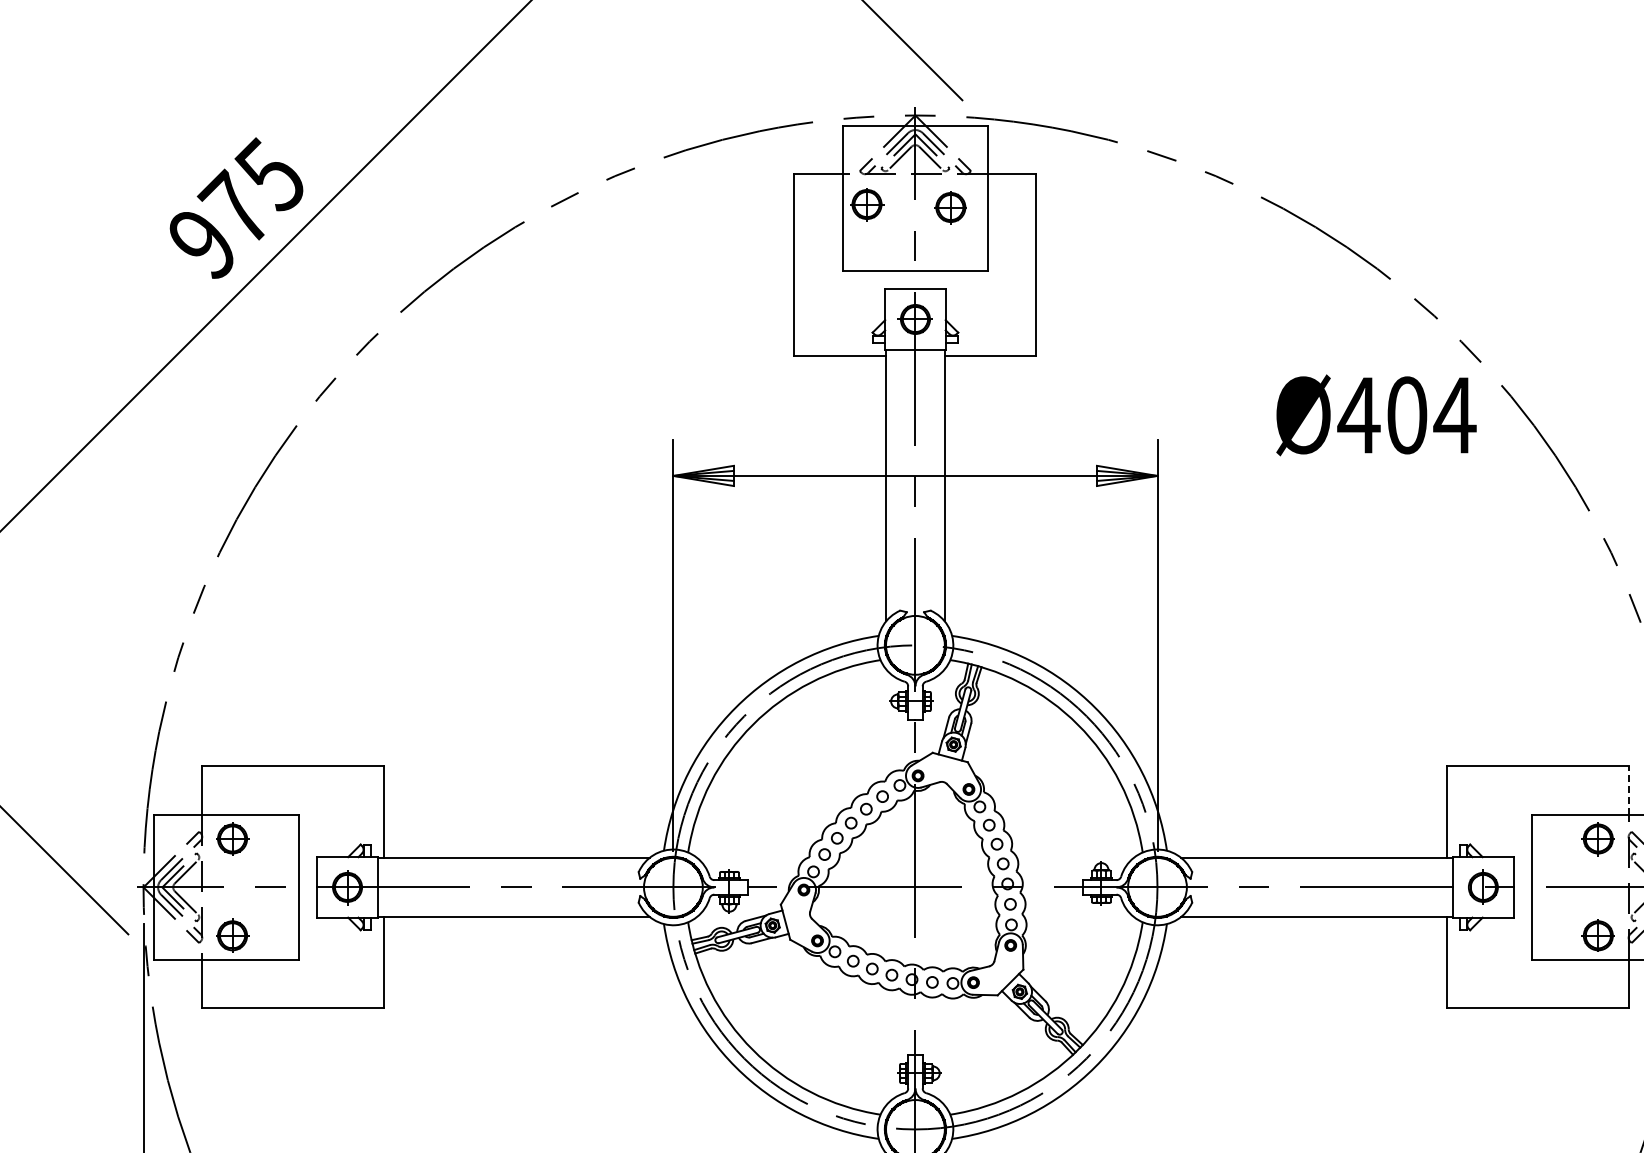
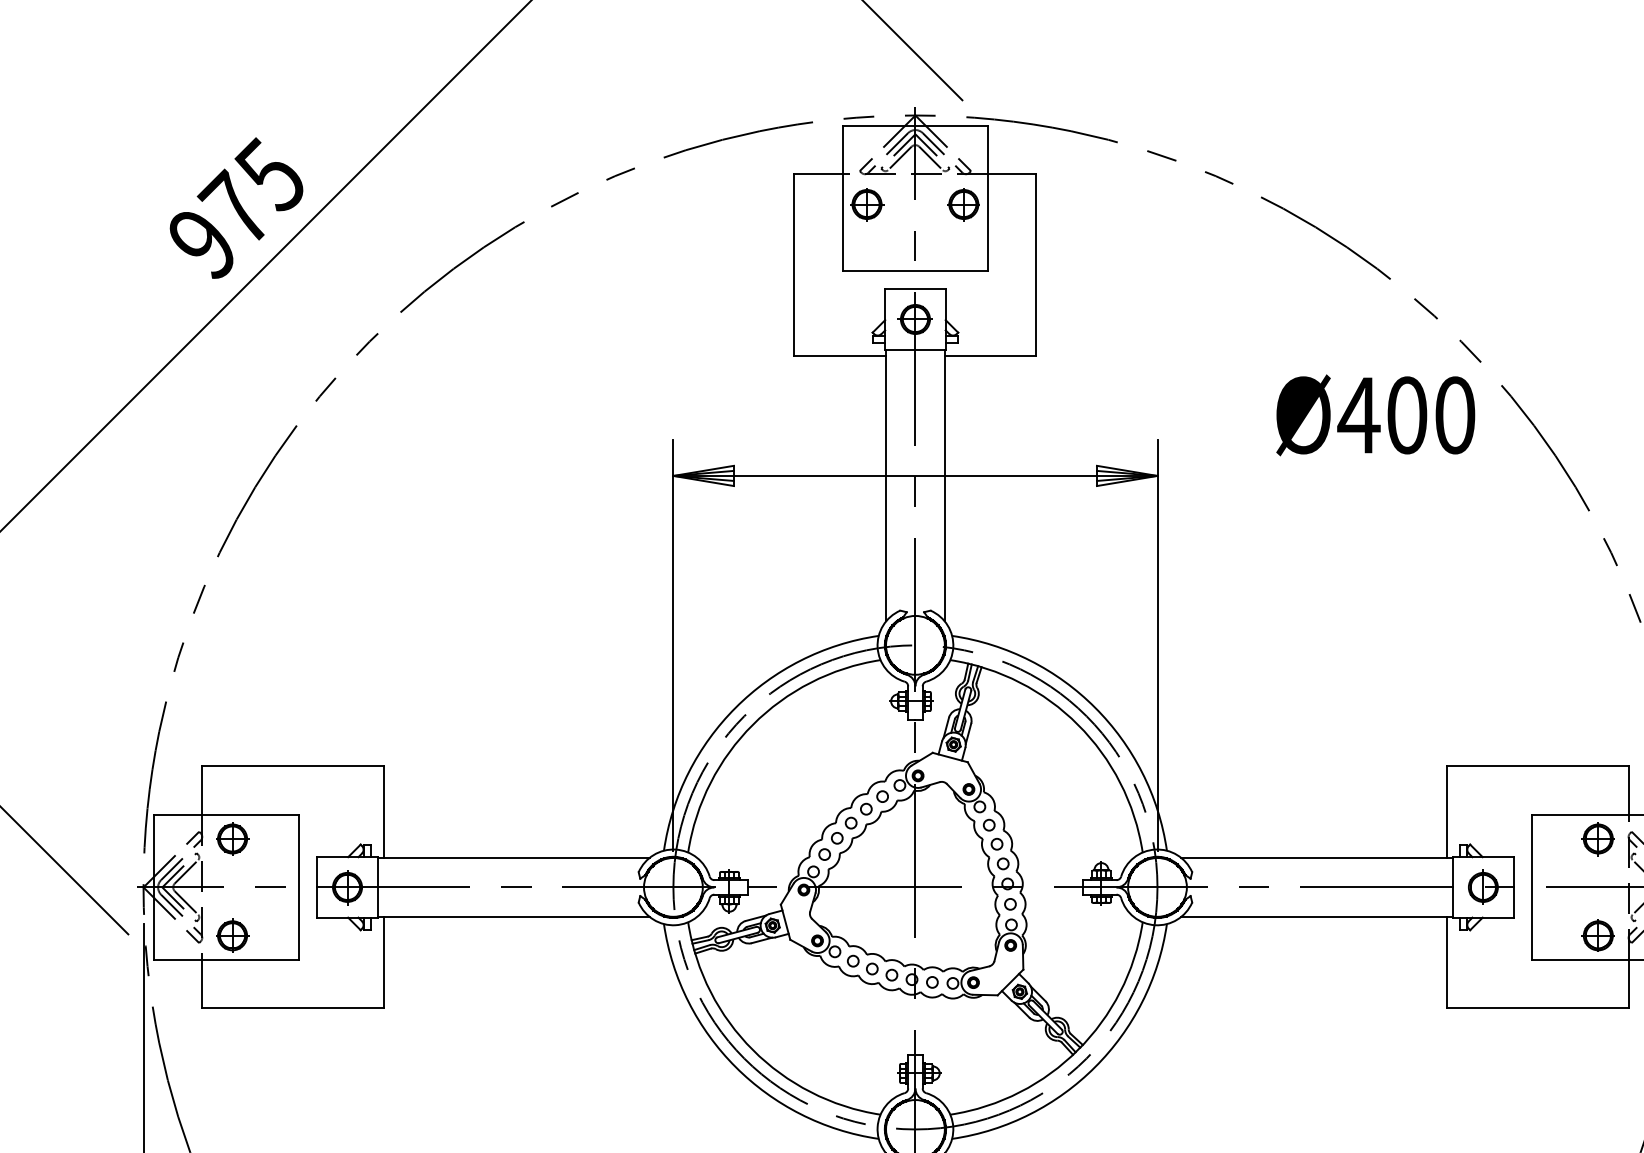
part position: (950, 207) -> (963, 204) (963, 204)
text: Ø404 -> Ø400 (1454, 415)
line: dashed -> solid (1628, 790)
